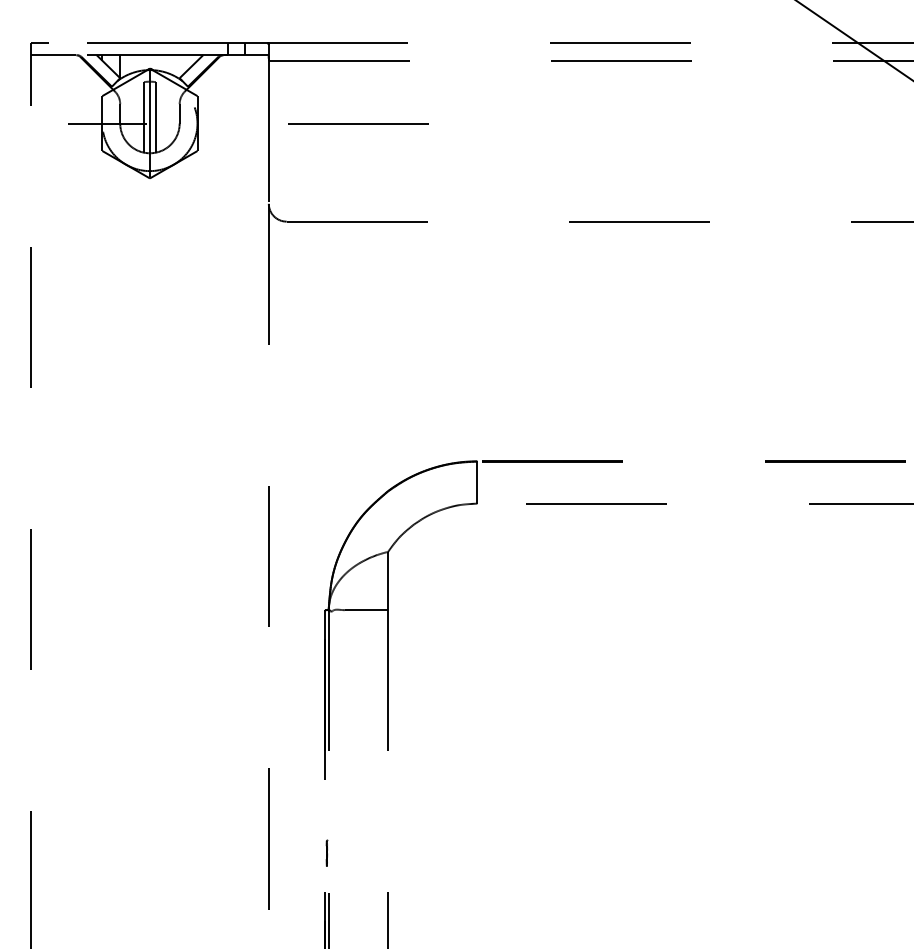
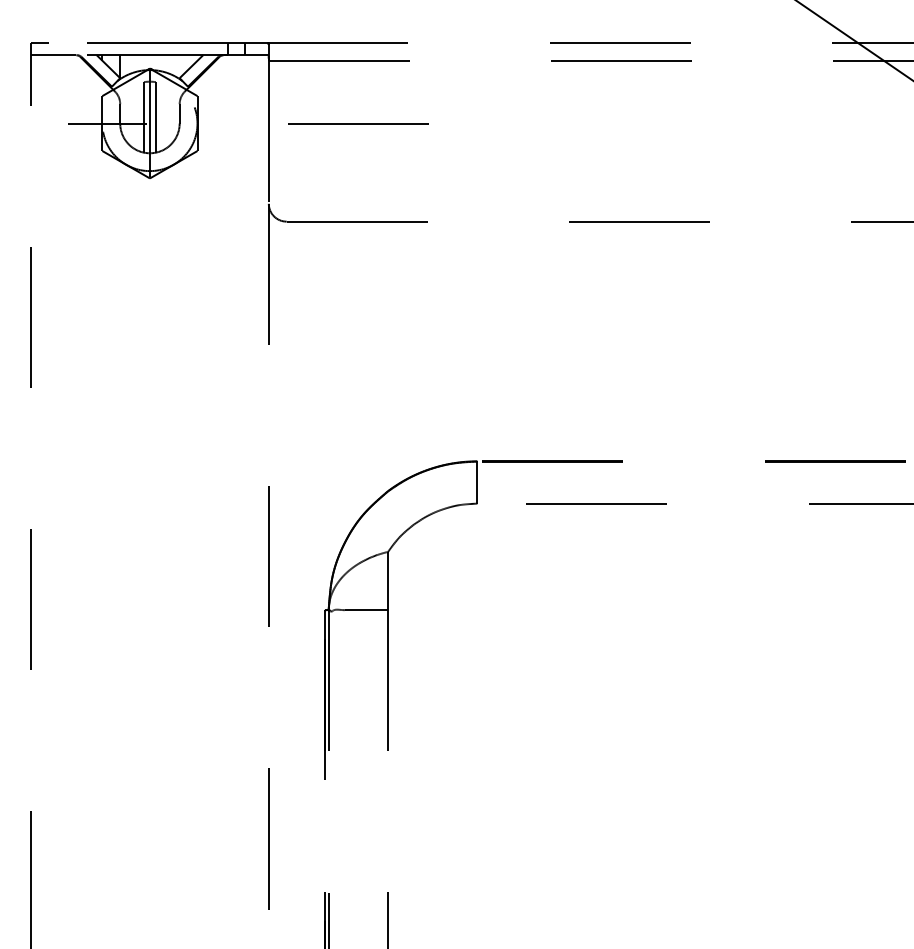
part: present -> none (326, 852)
